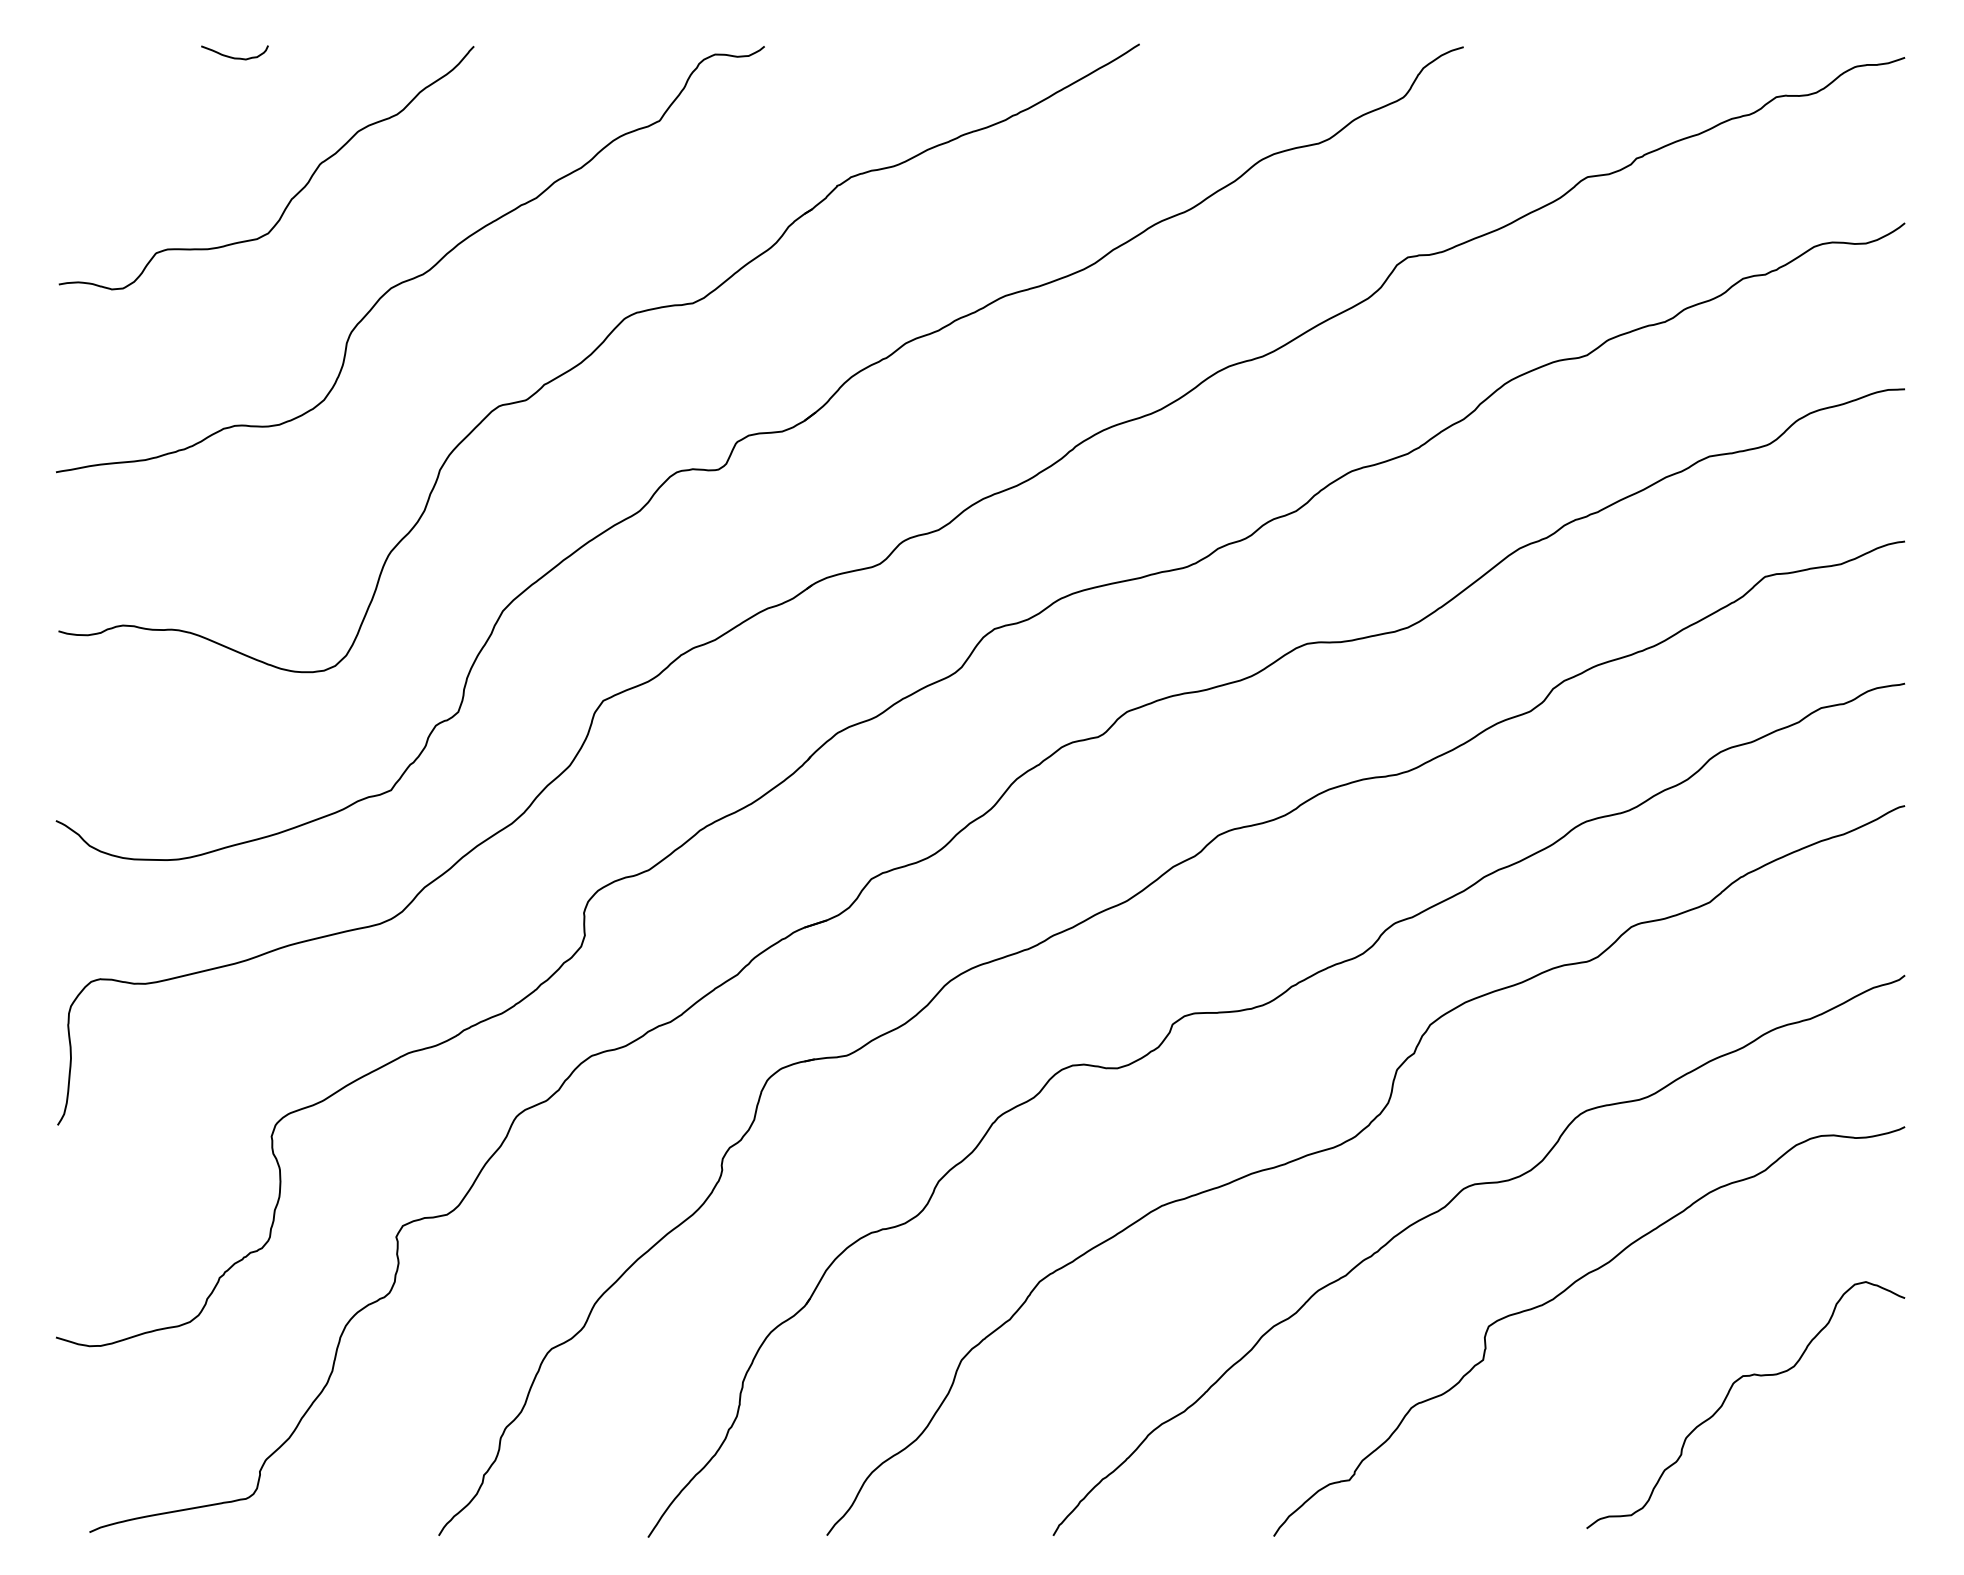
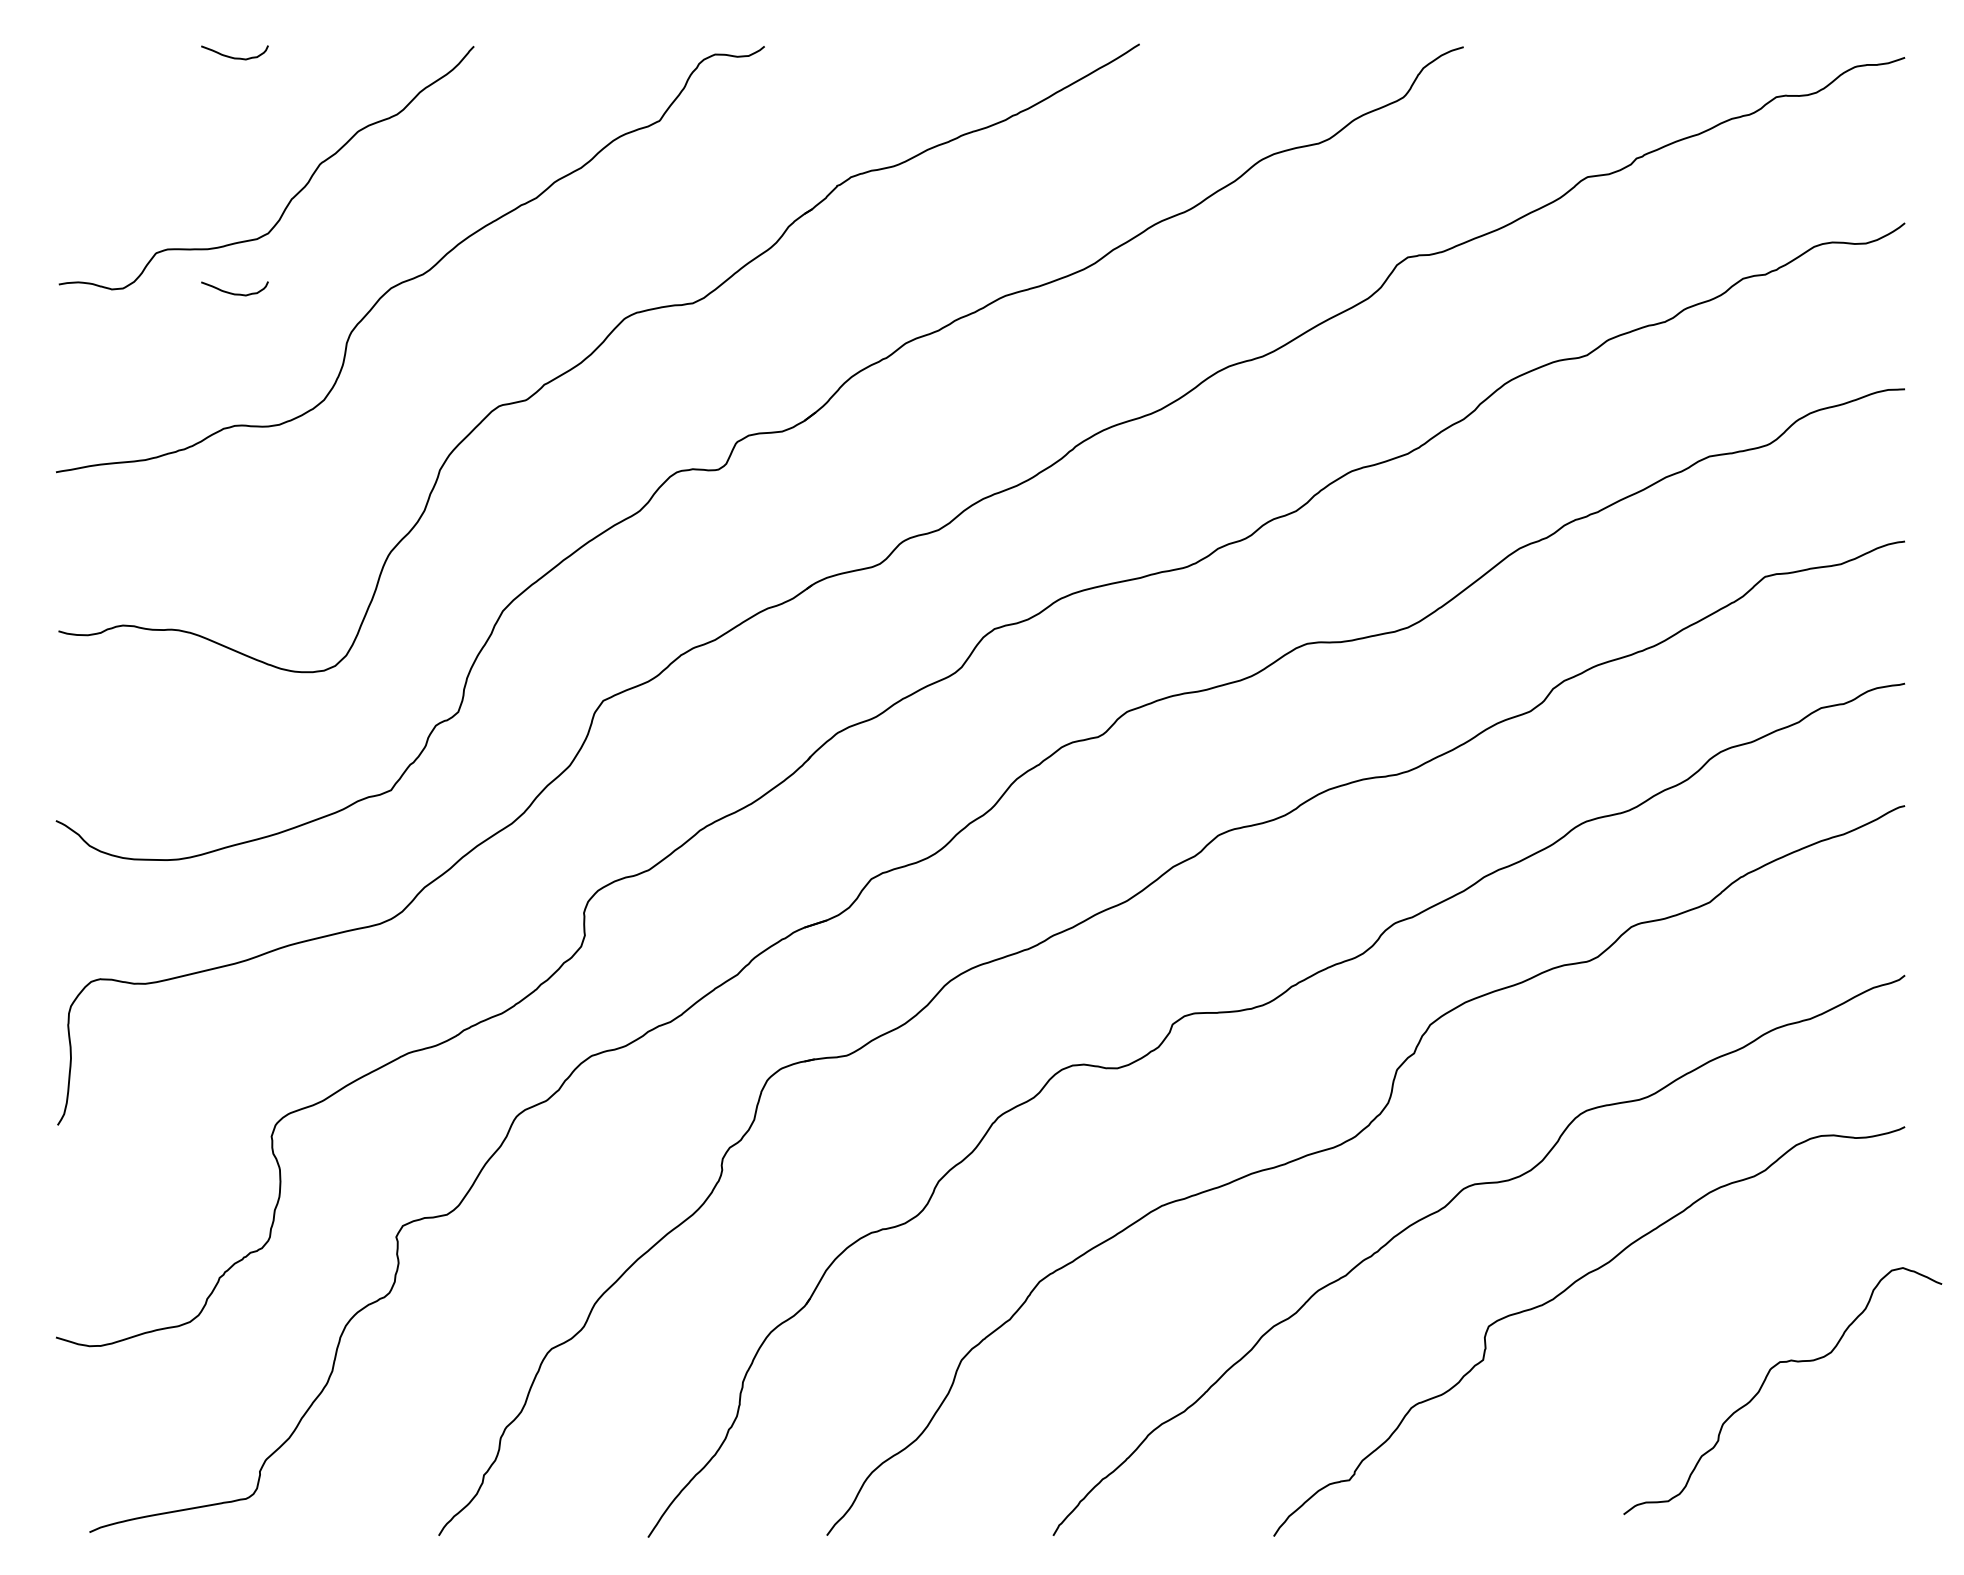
curve: none -> present (231, 292)
curve position: (1727, 1397) -> (1764, 1383) (1764, 1383)
